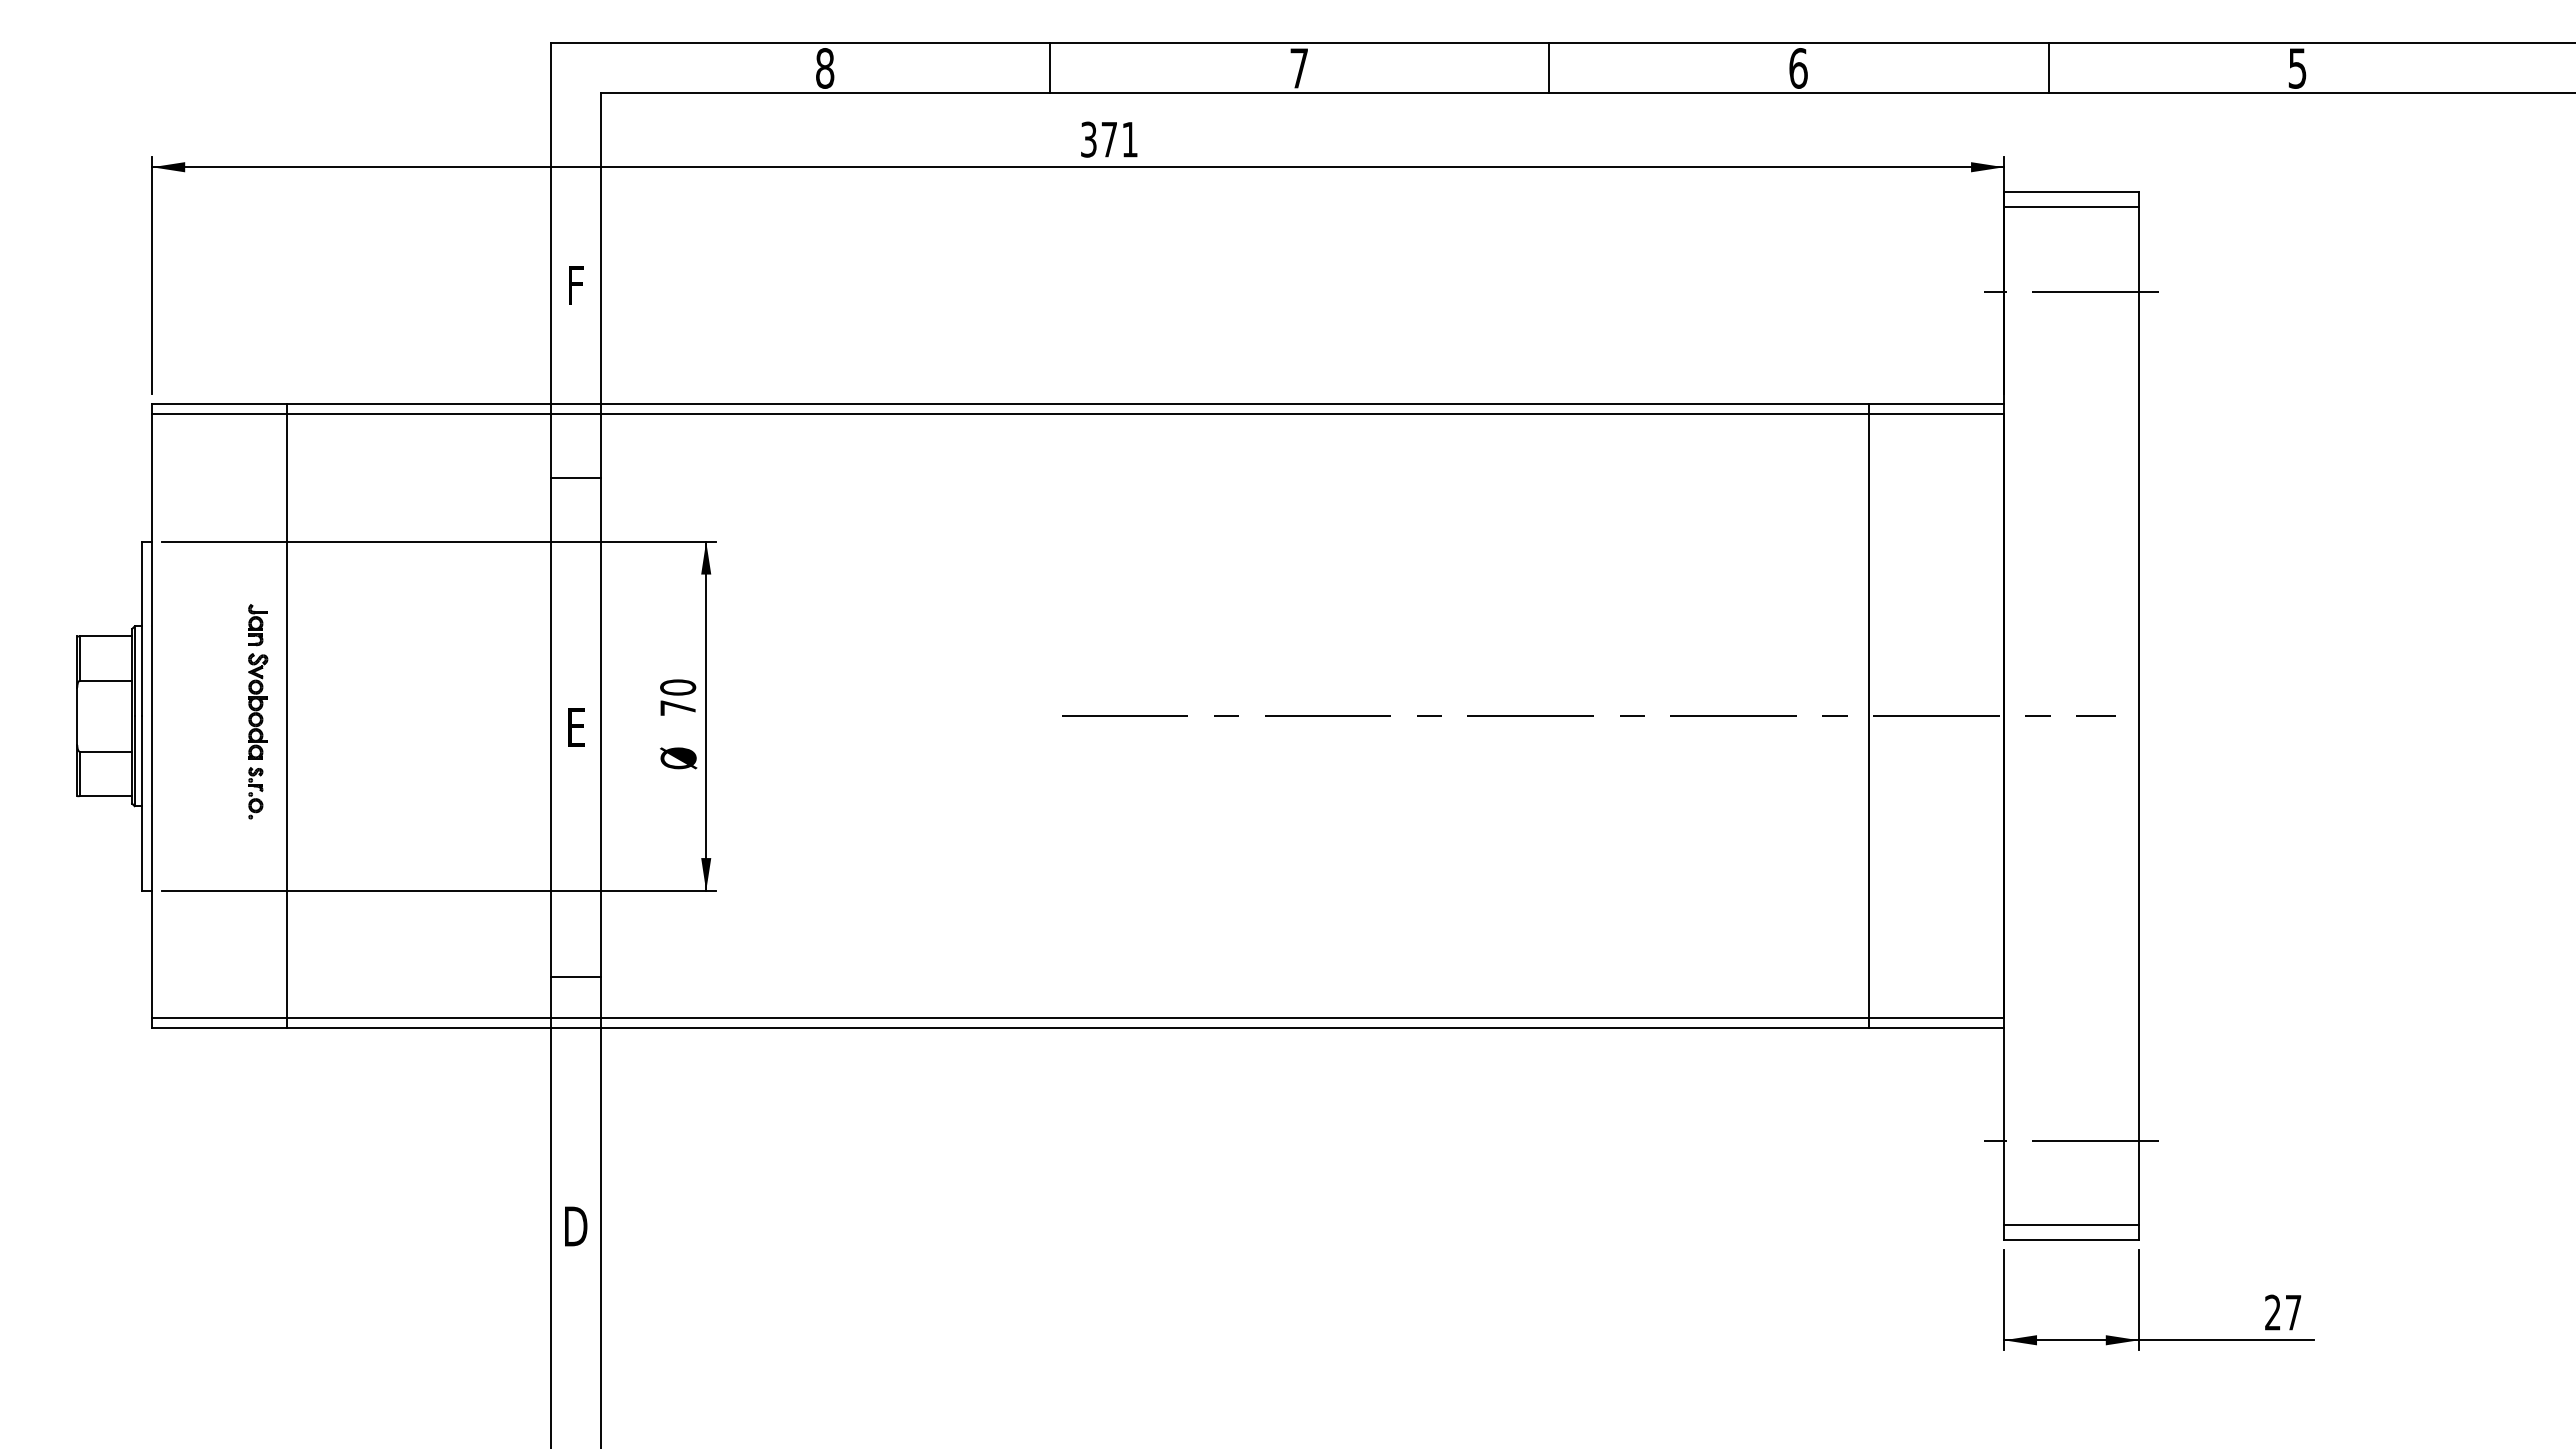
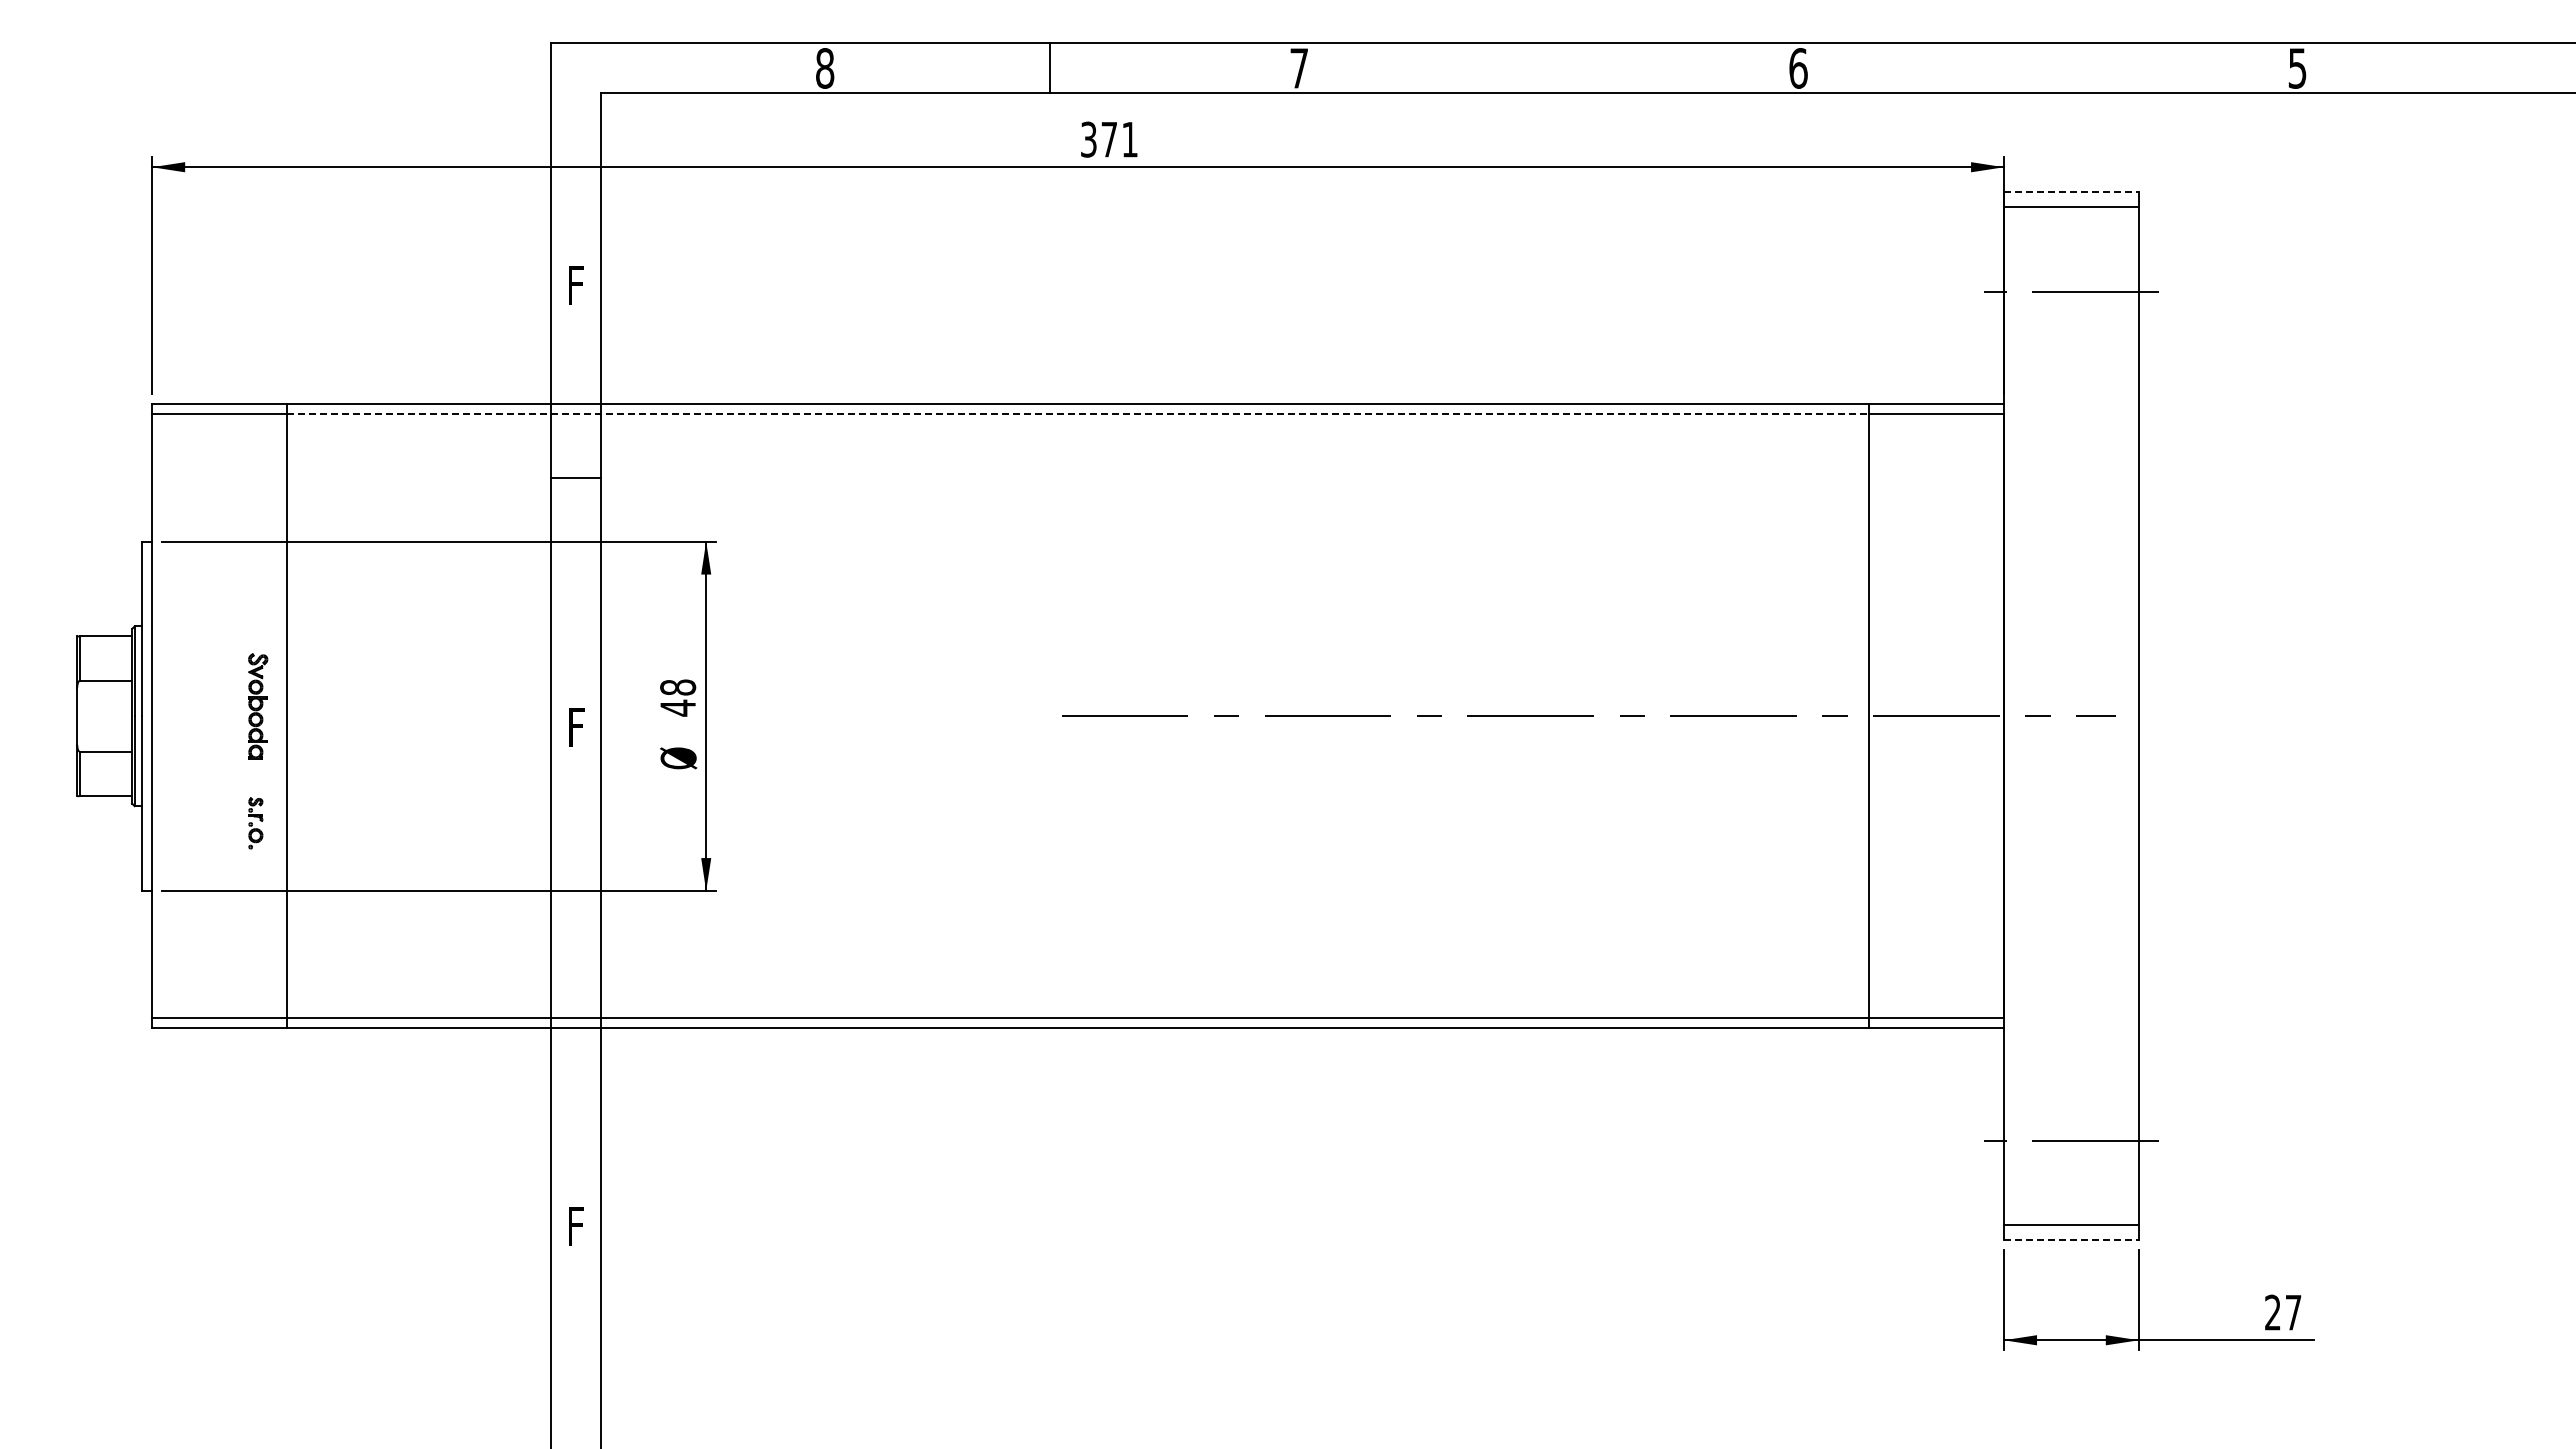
line: present -> none (1549, 68)
line: present -> none (2048, 68)
line: solid -> dashed (2071, 192)
line: solid -> dashed (1078, 414)
part: present -> none (257, 625)
text: 70 -> 48 (677, 697)
text: E -> F (576, 727)
part position: (255, 793) -> (255, 823) (255, 823)
line: present -> none (575, 976)
text: D -> F (576, 1226)
line: solid -> dashed (2071, 1240)
